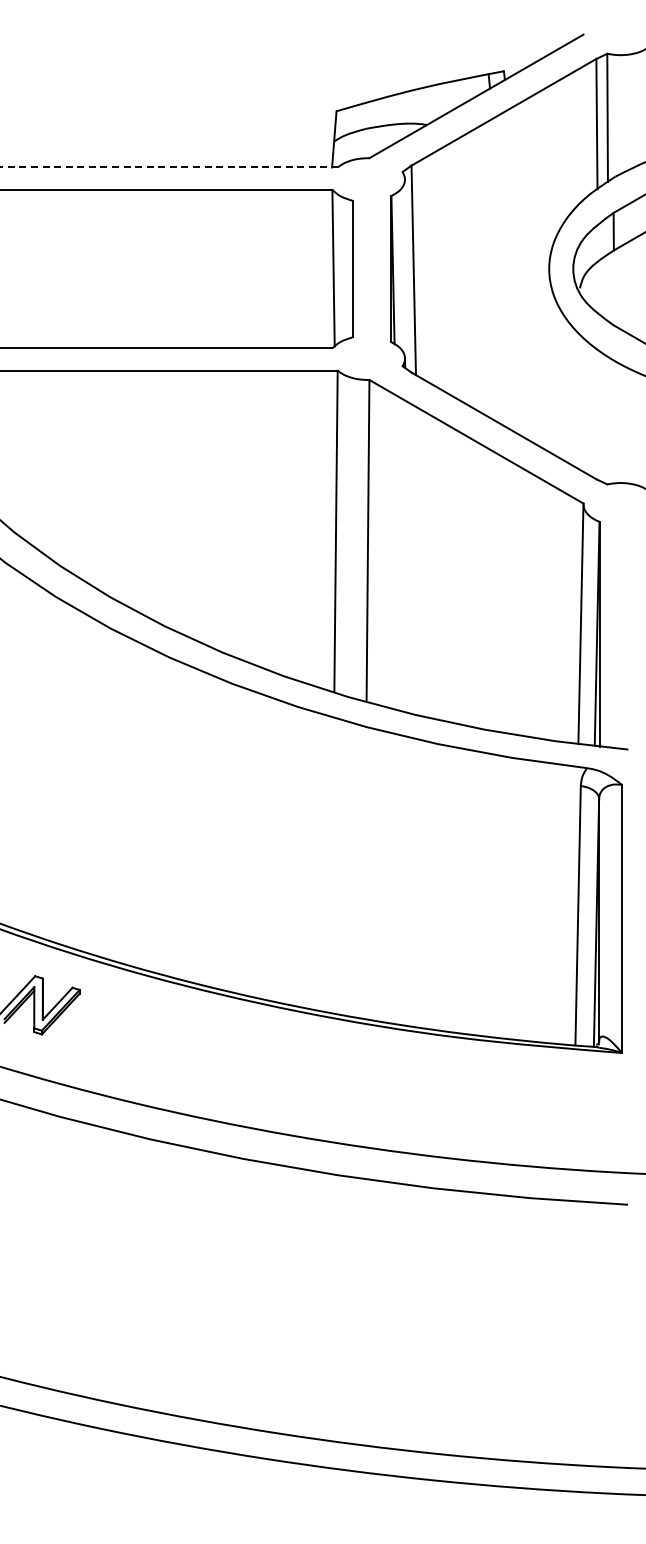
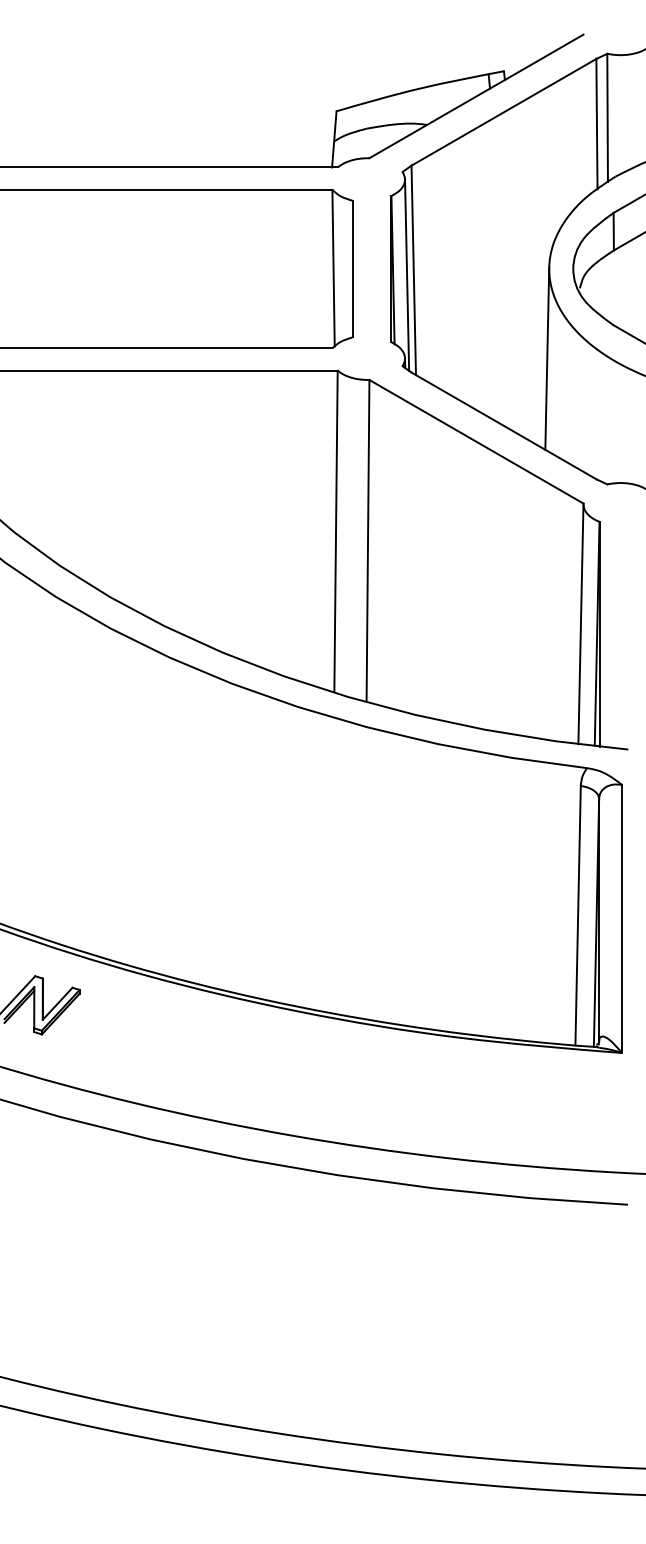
line: dashed -> solid (169, 167)
line: none -> present (407, 274)
line: none -> present (547, 358)
